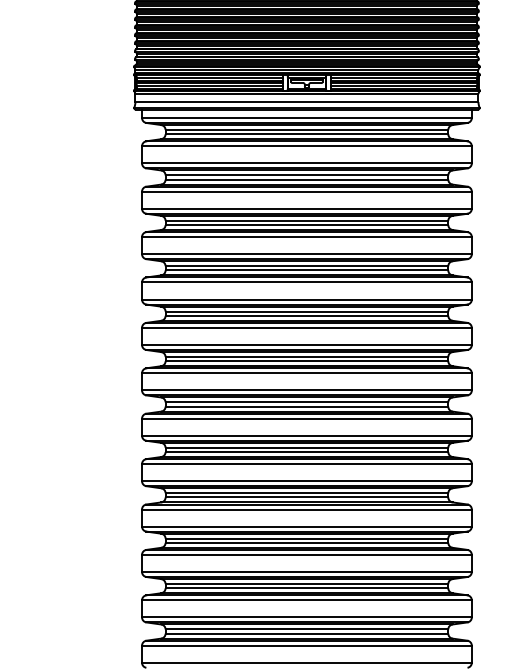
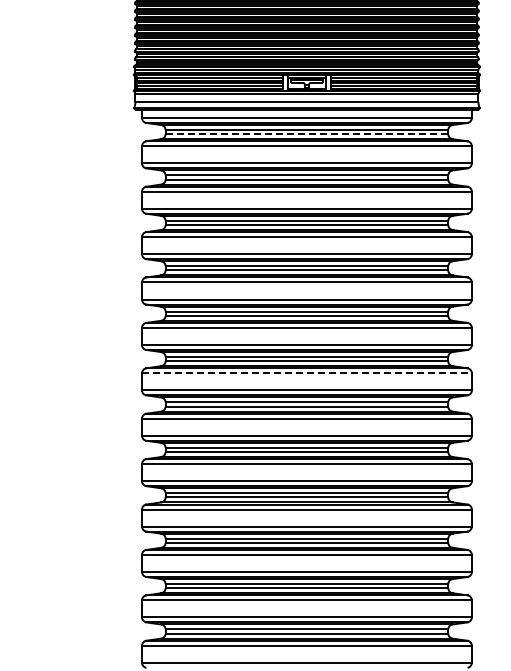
line: solid -> dashed (307, 134)
line: solid -> dashed (306, 373)
